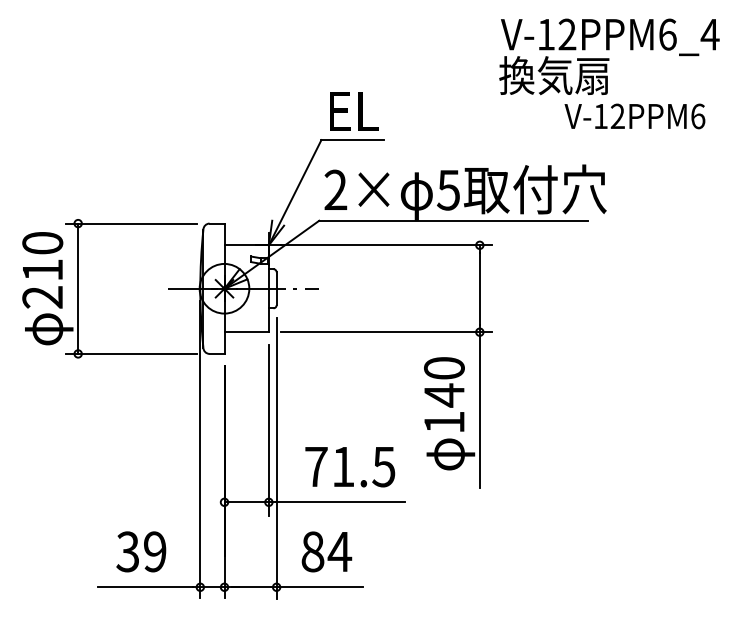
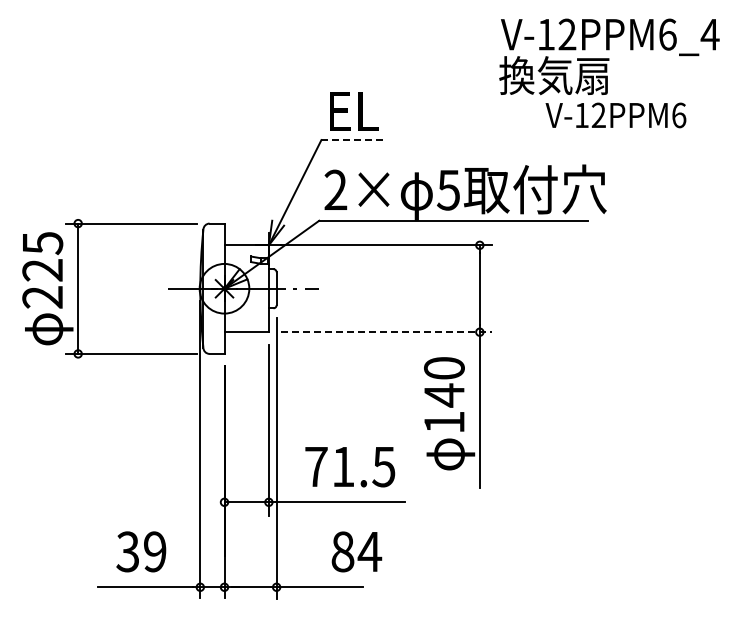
text position: (634, 116) -> (615, 115) (615, 115)
line: solid -> dashed (353, 140)
text: 210 -> 225 (42, 256)
line: solid -> dashed (387, 332)
text position: (326, 551) -> (356, 551) (356, 551)
